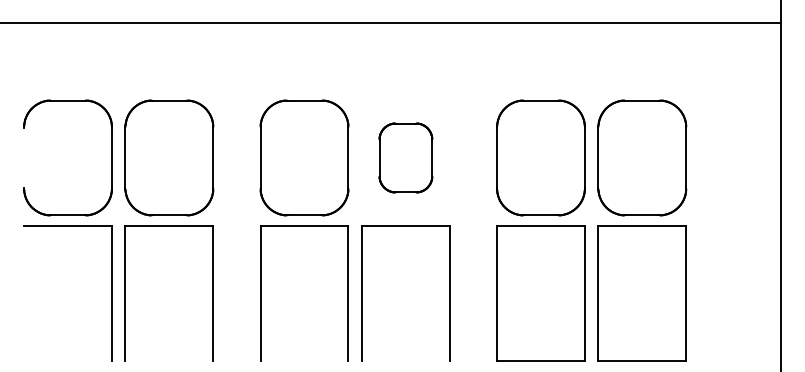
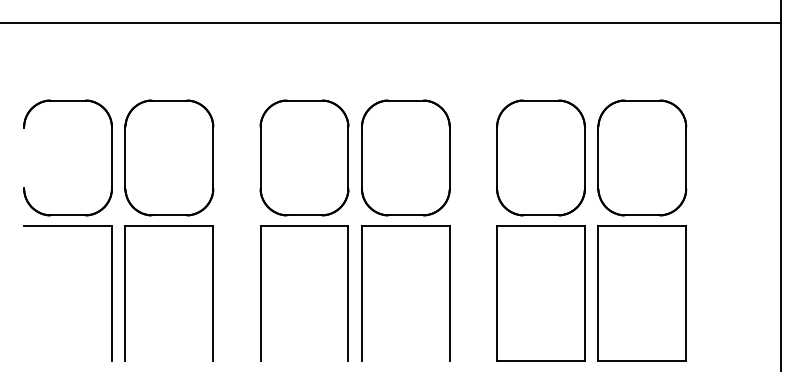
part size: 56x72 px -> 90x118 px (405, 157)
